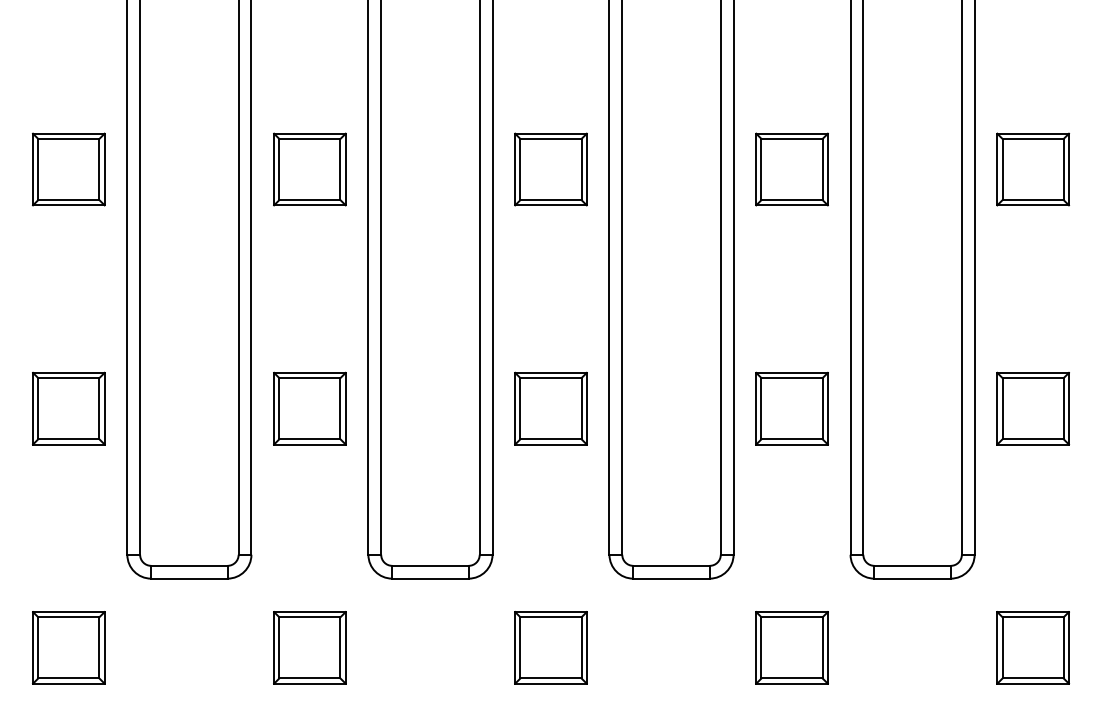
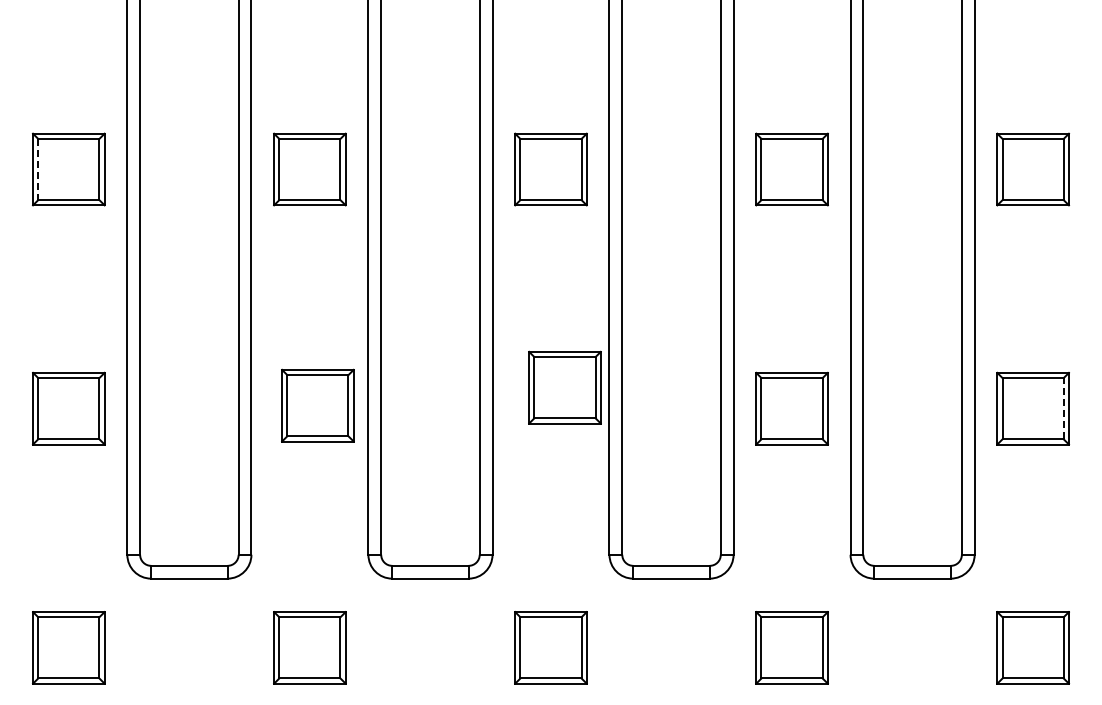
line: solid -> dashed (38, 169)
part position: (309, 408) -> (317, 405) (317, 405)
part position: (550, 408) -> (564, 387) (564, 387)
line: solid -> dashed (1063, 408)
